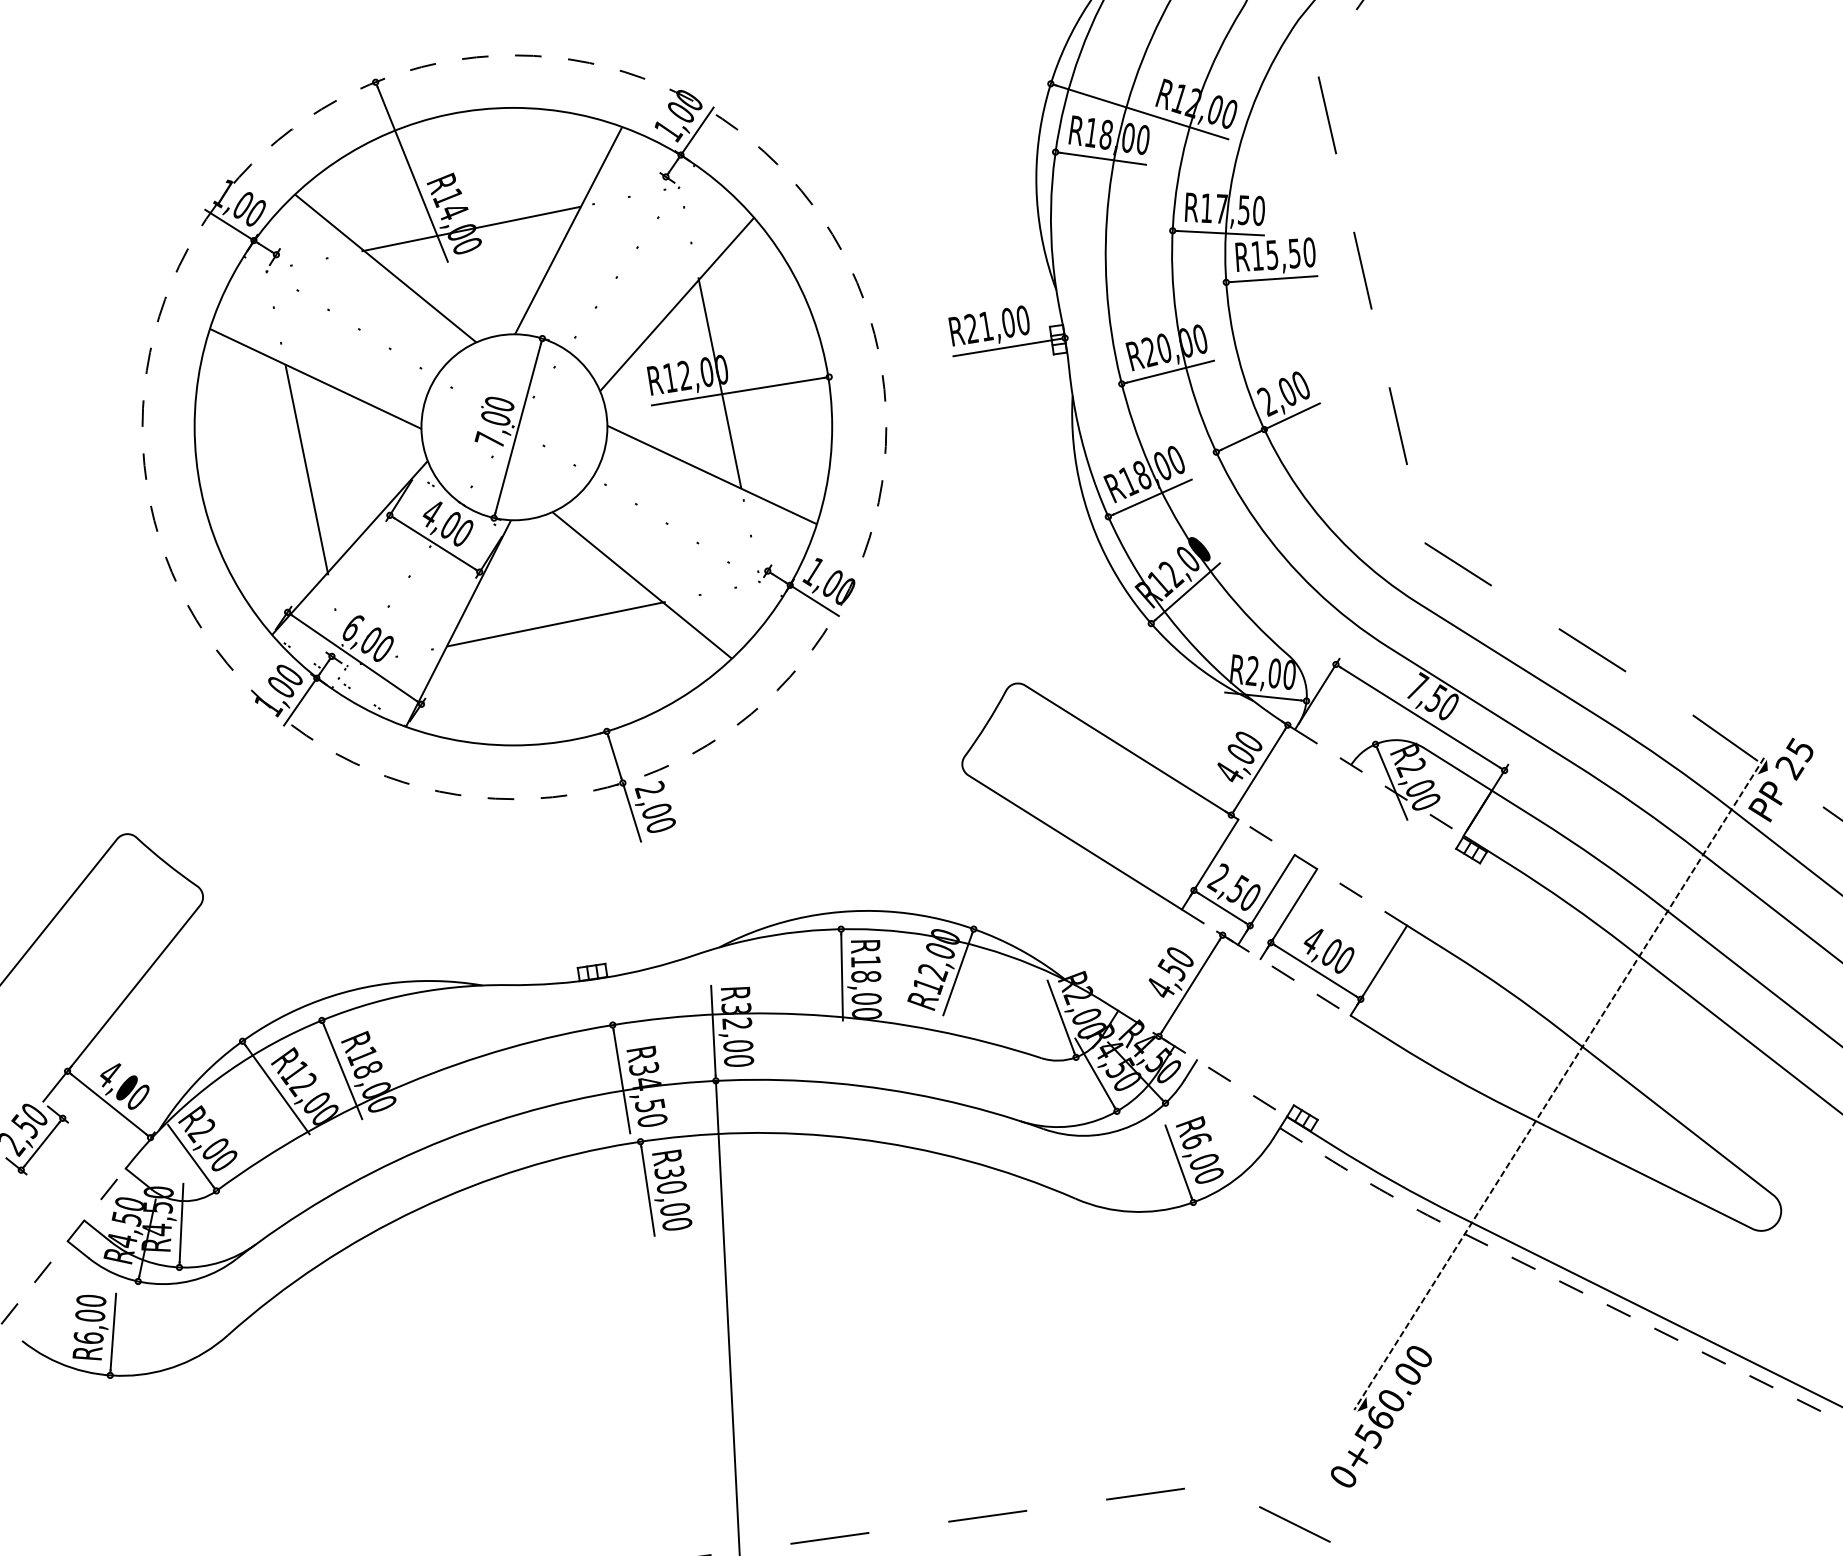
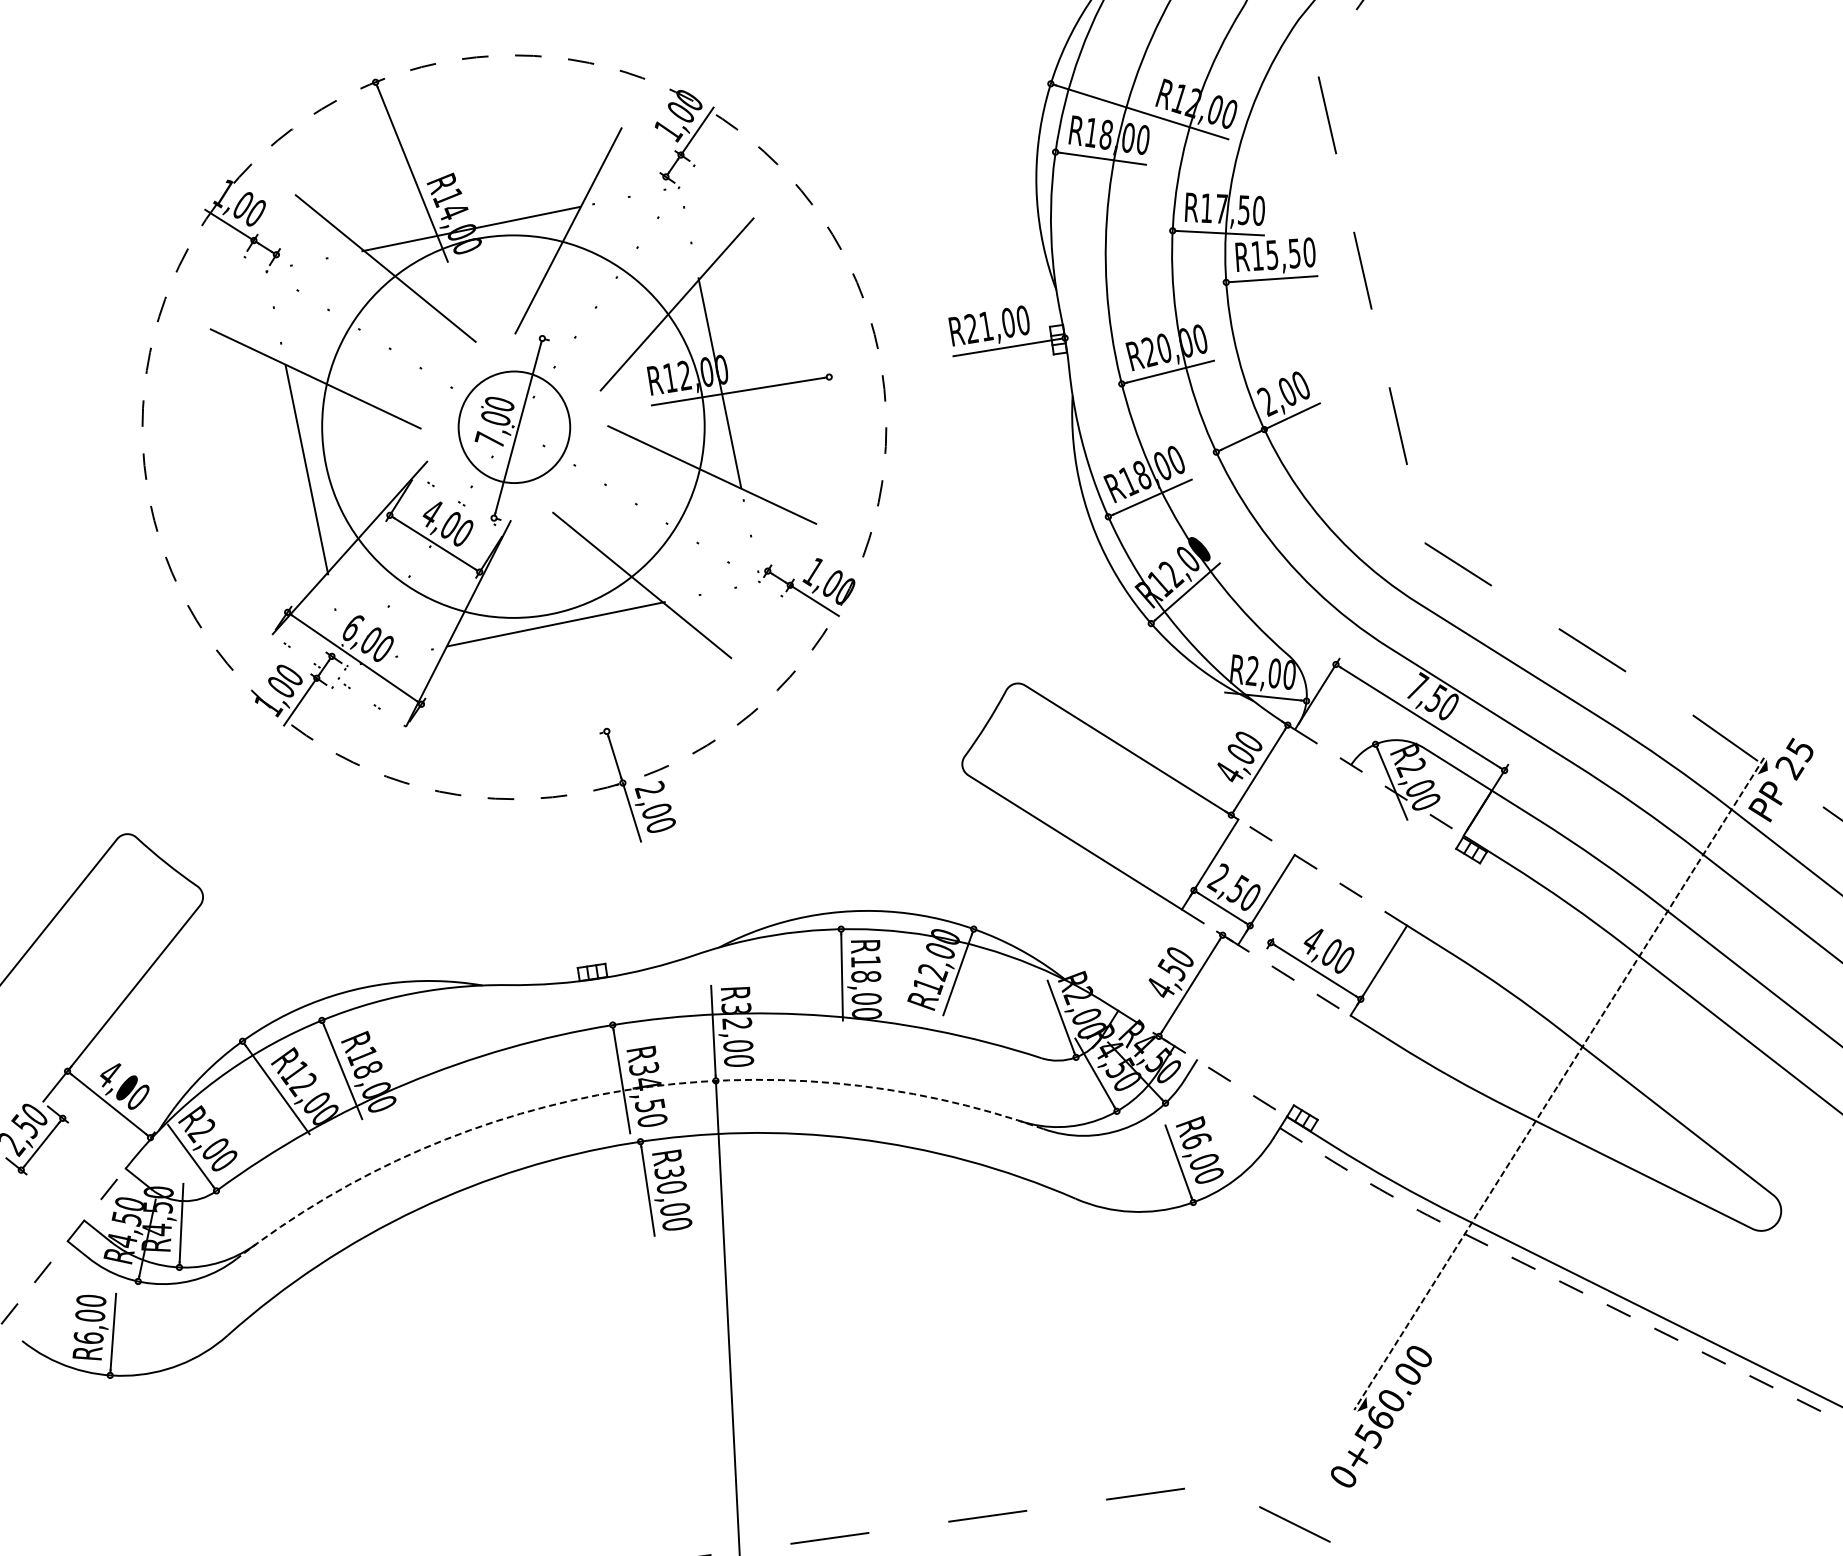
circle diameter: 638 px -> 383 px (513, 426)
circle diameter: 186 px -> 112 px (514, 427)
line: present -> none (1288, 914)
arc: solid -> dashed (623, 1090)
